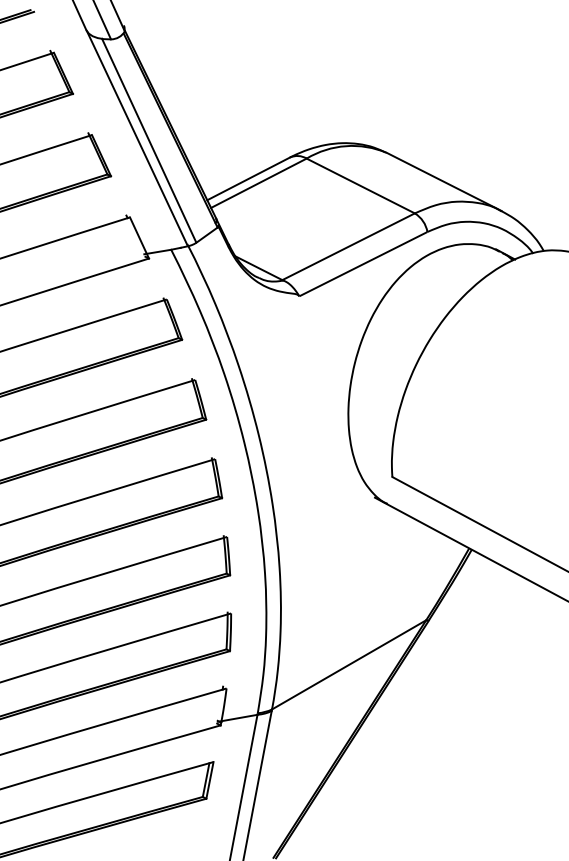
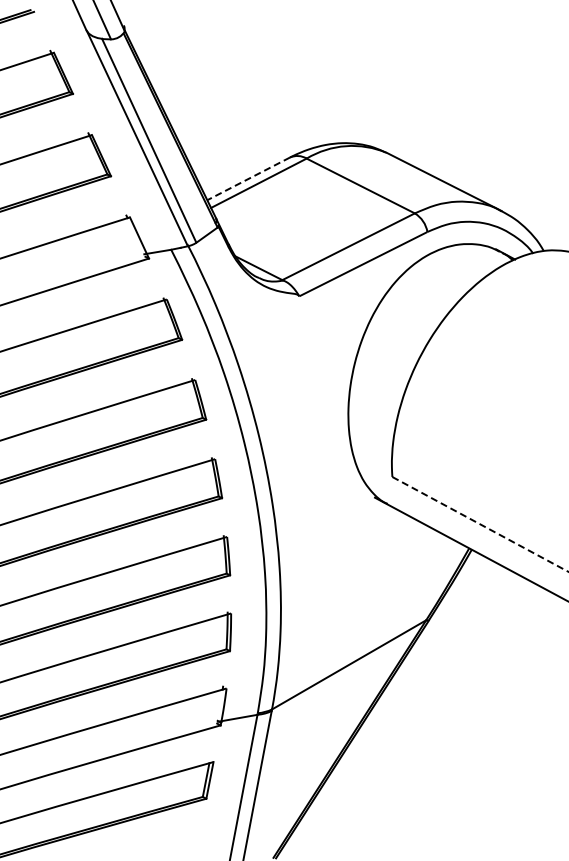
line: solid -> dashed (248, 178)
line: solid -> dashed (480, 524)
